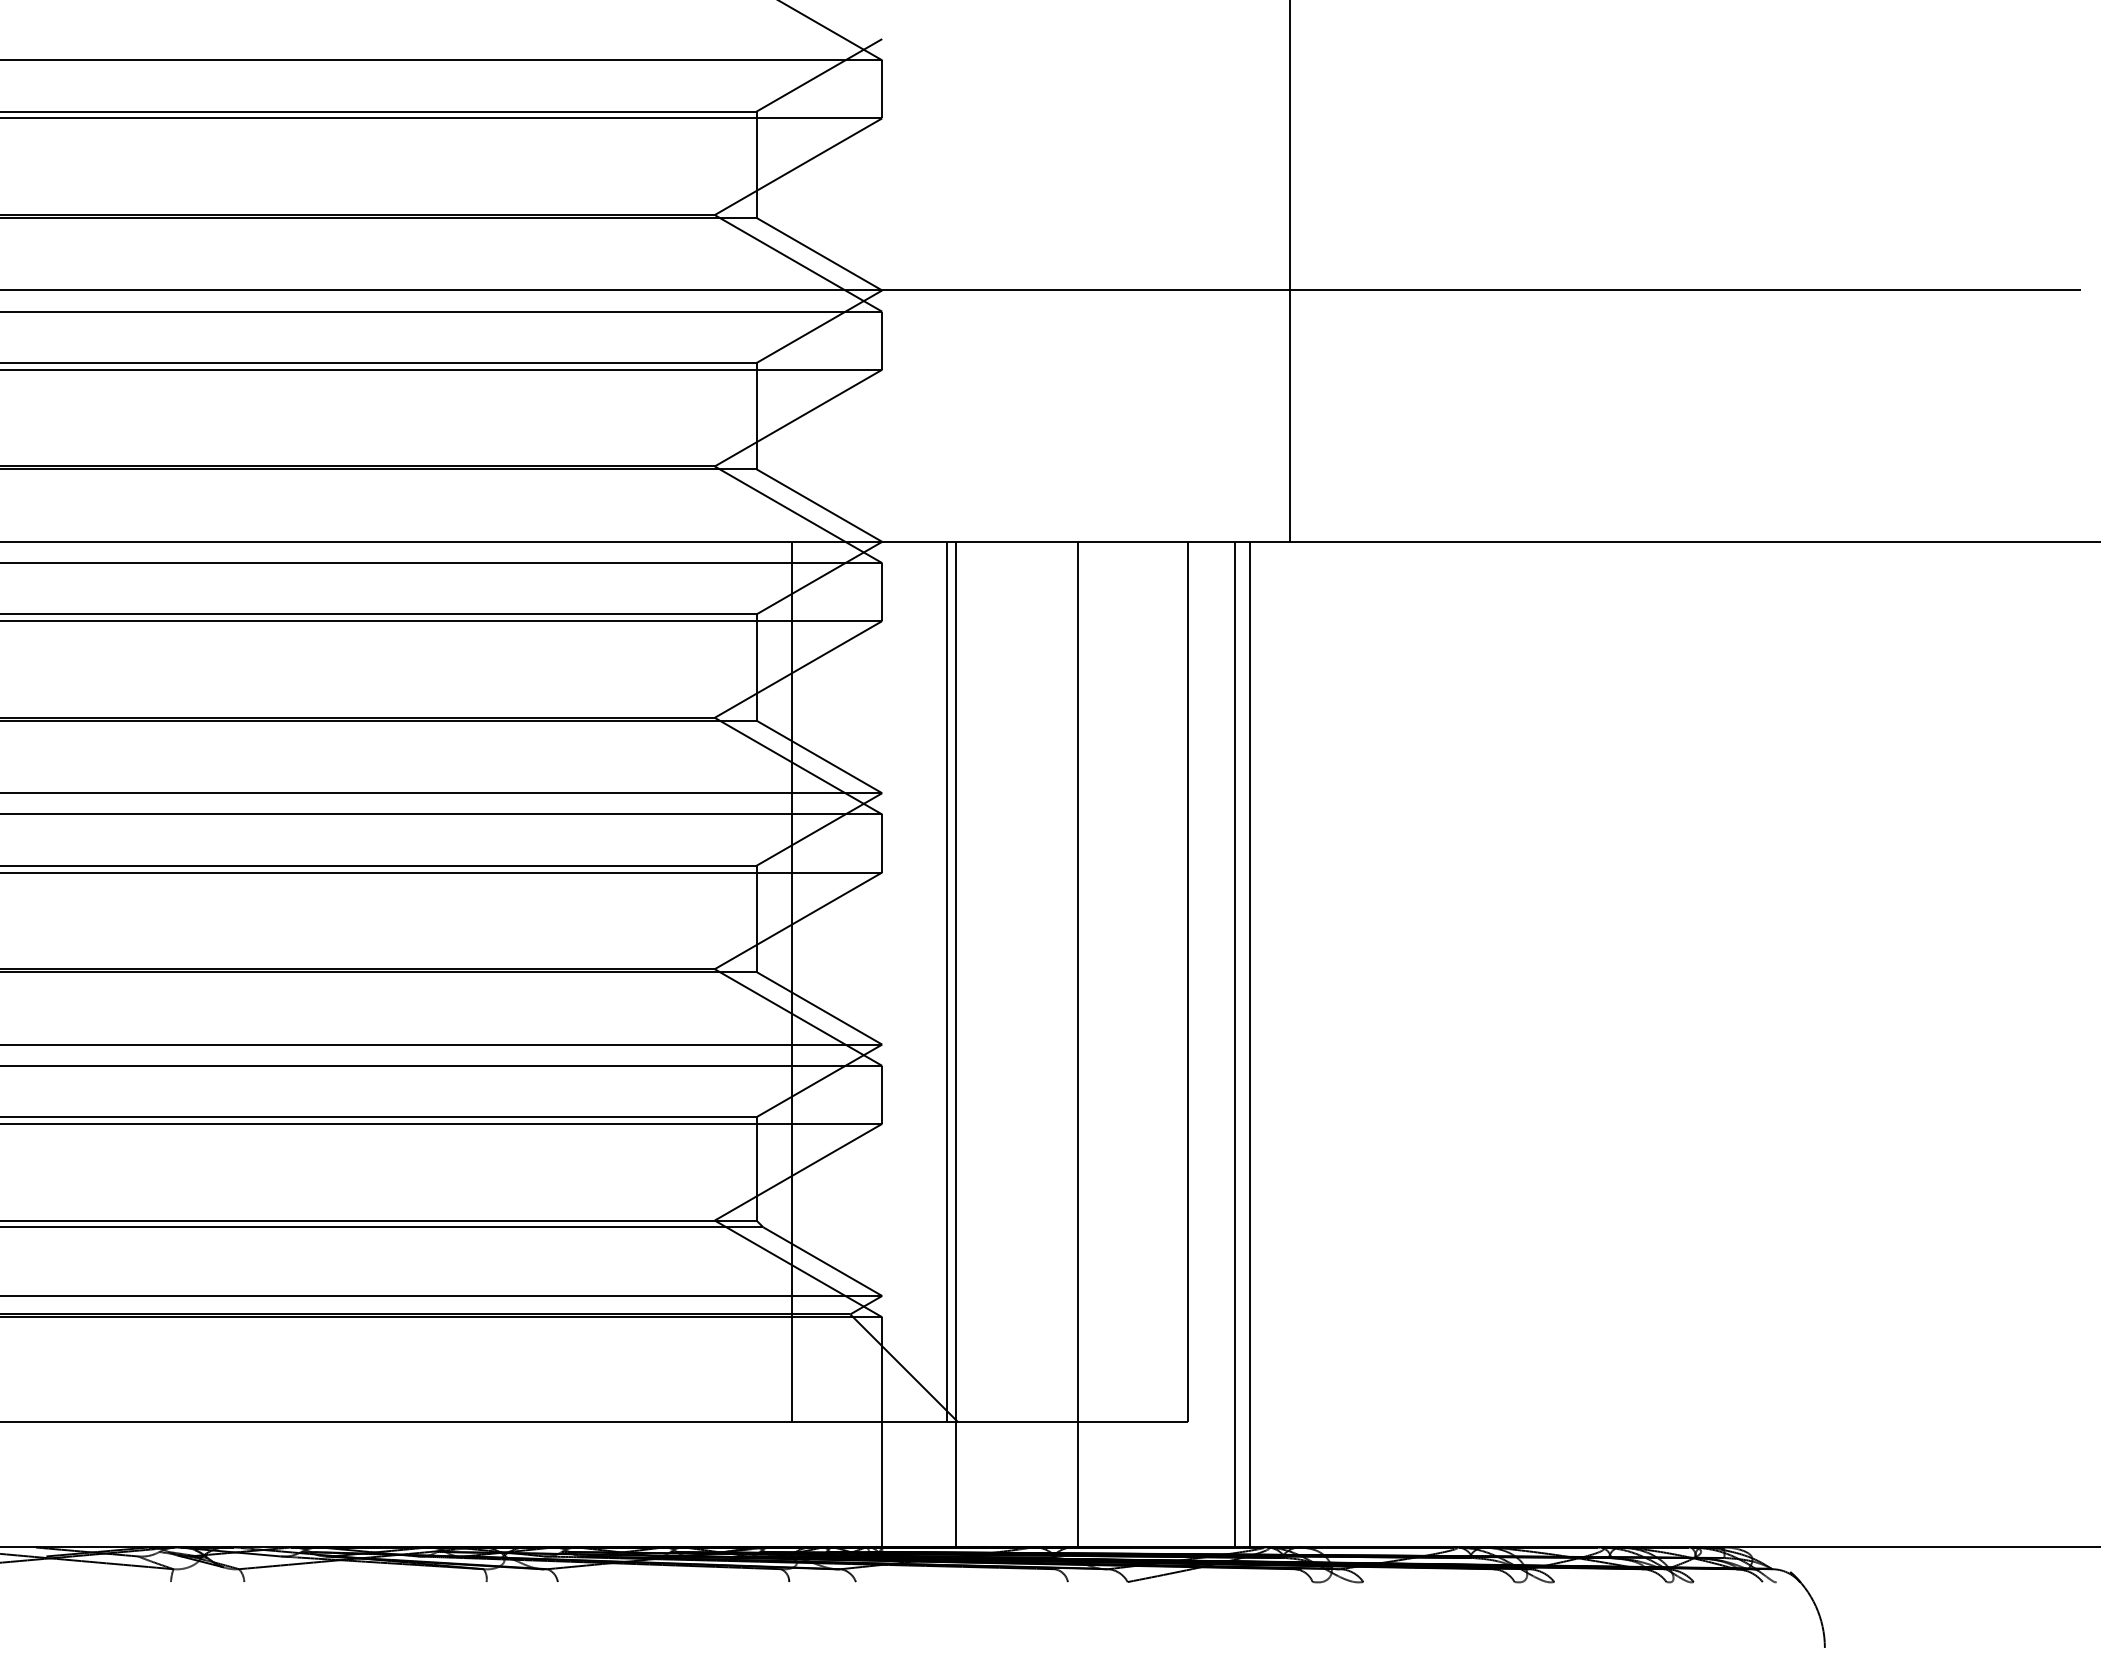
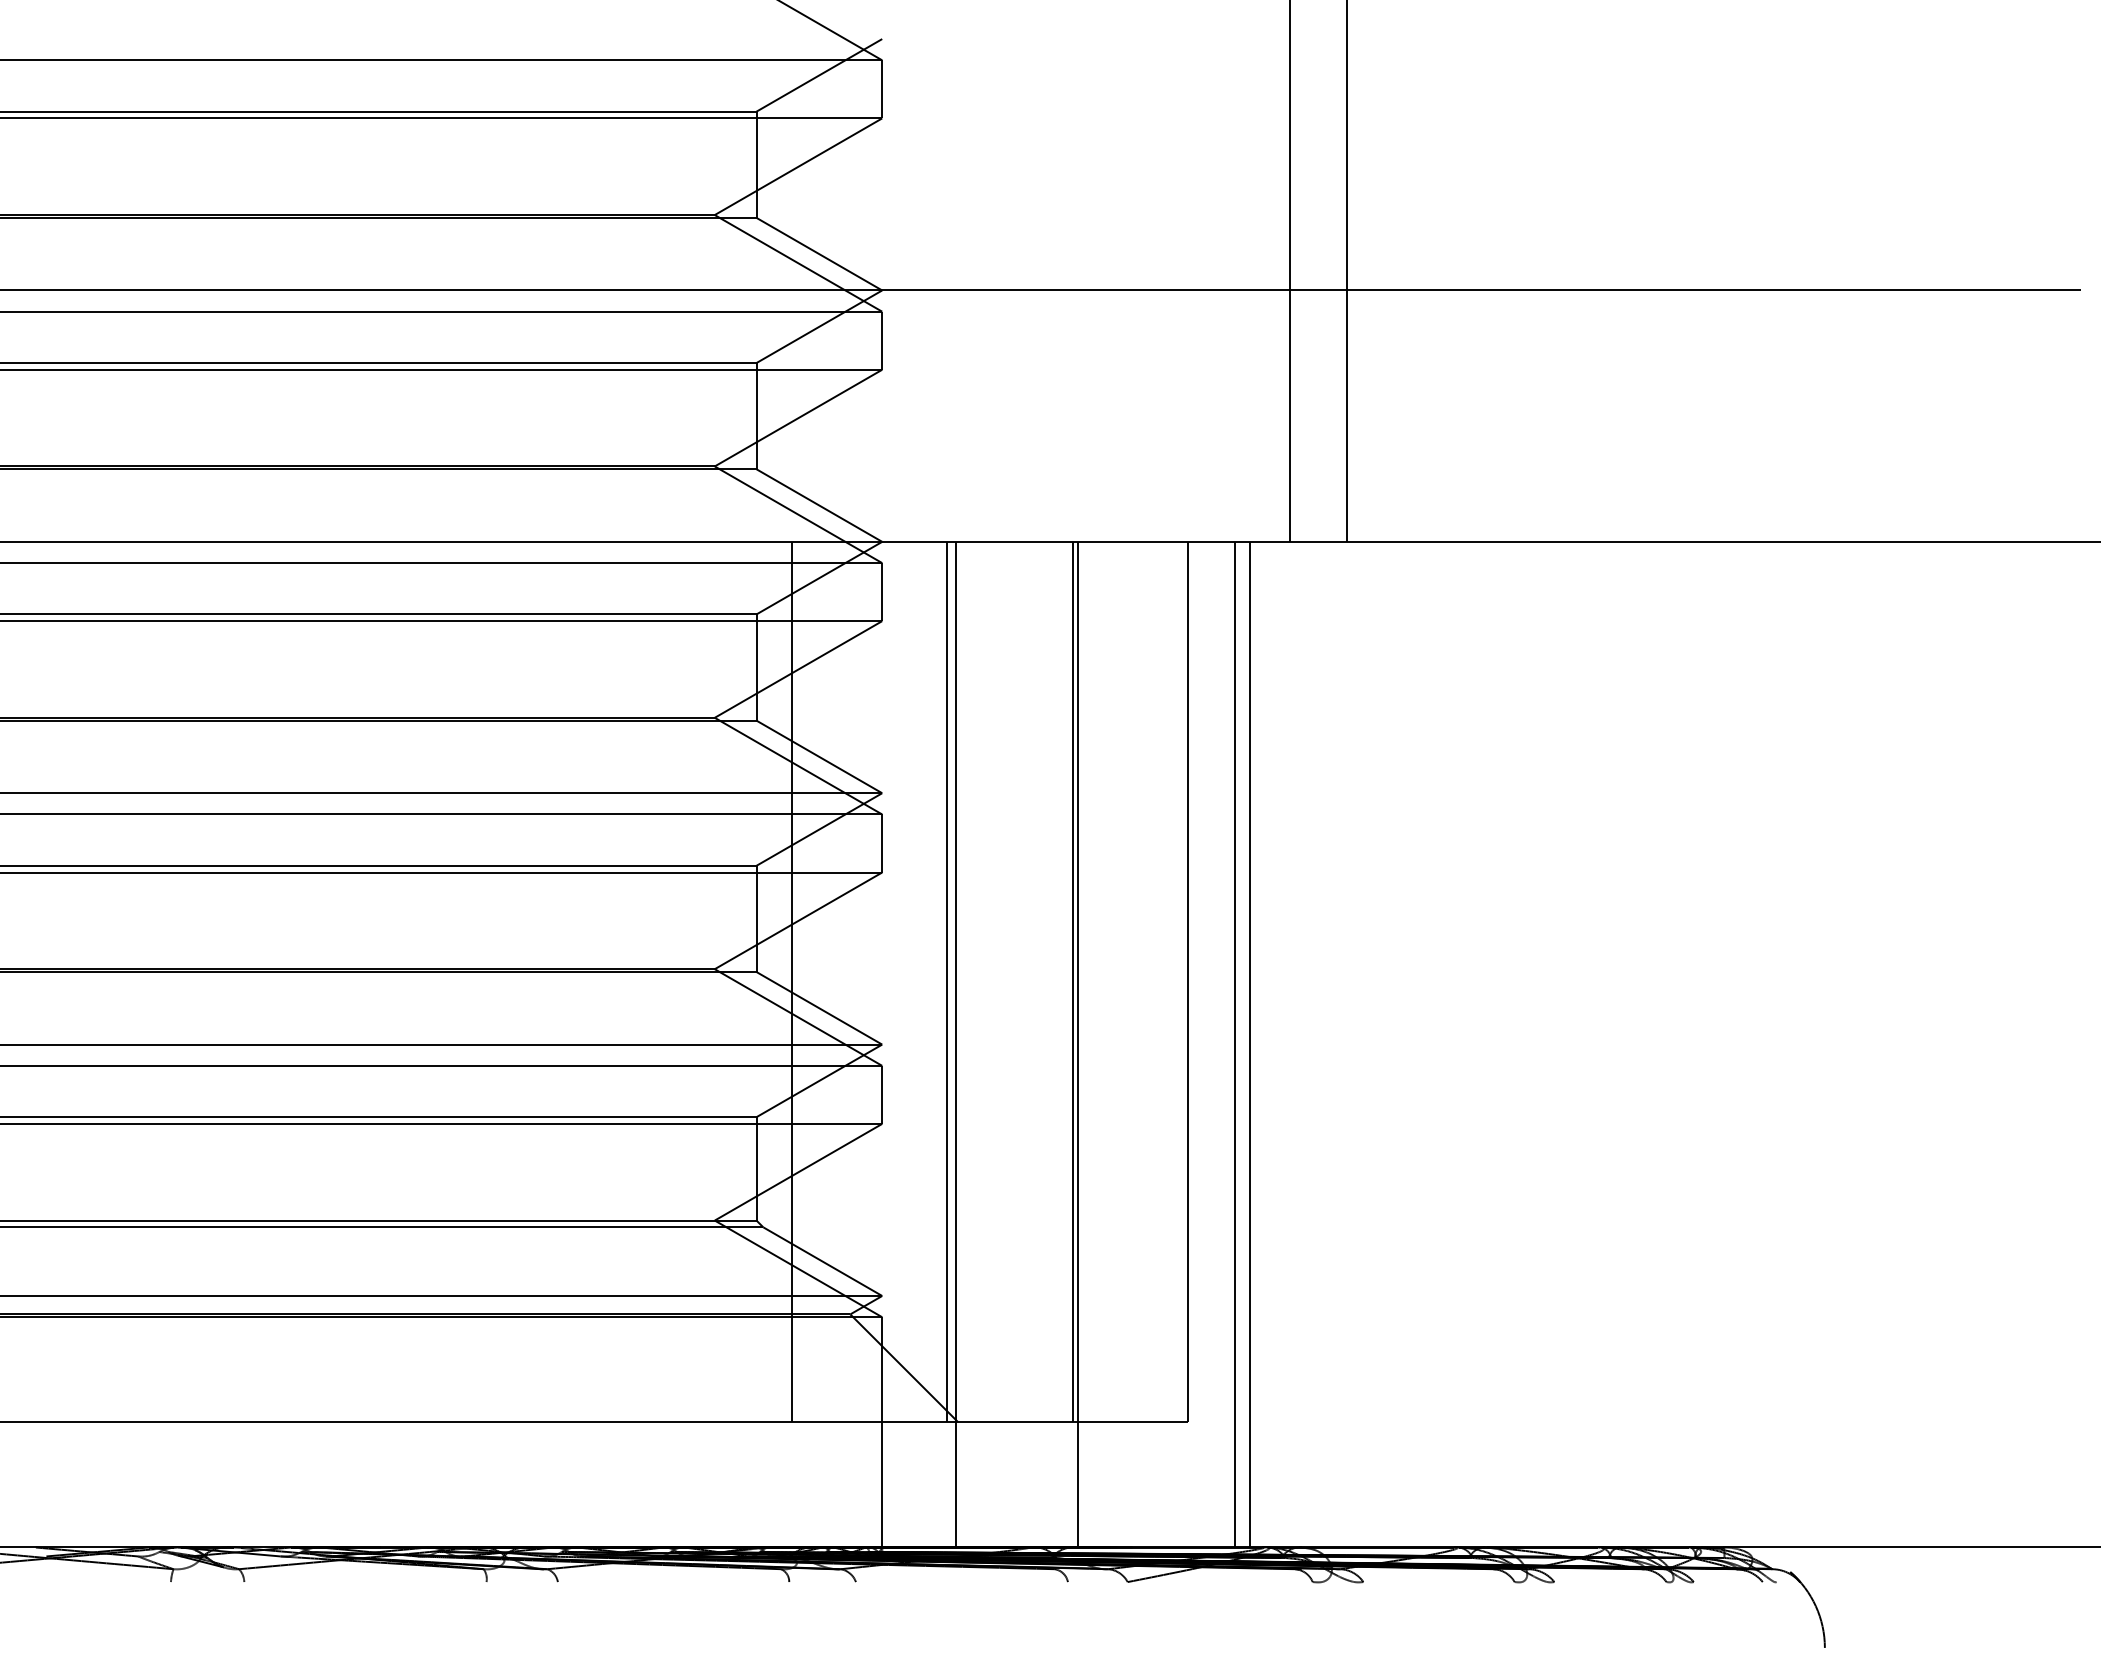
line: none -> present (1347, 271)
line: none -> present (1073, 981)
